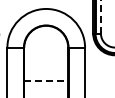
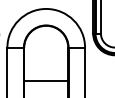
line: dashed -> solid (100, 16)
line: dashed -> solid (46, 80)
